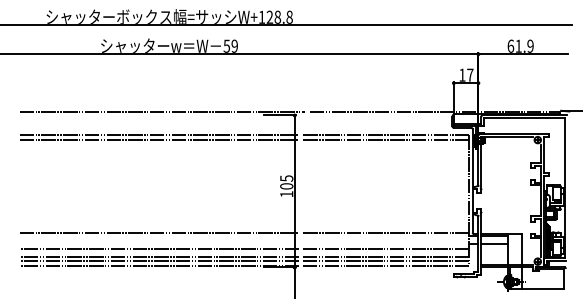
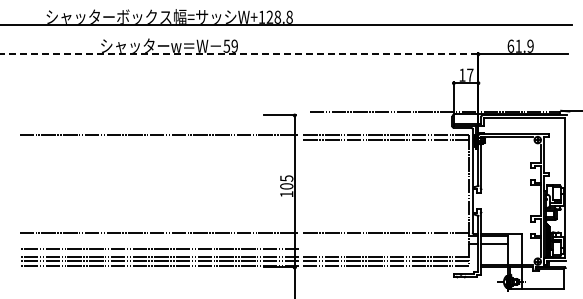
line: solid -> dashed (238, 54)
line: present -> none (162, 112)
line: present -> none (158, 139)
line: present -> none (386, 248)
